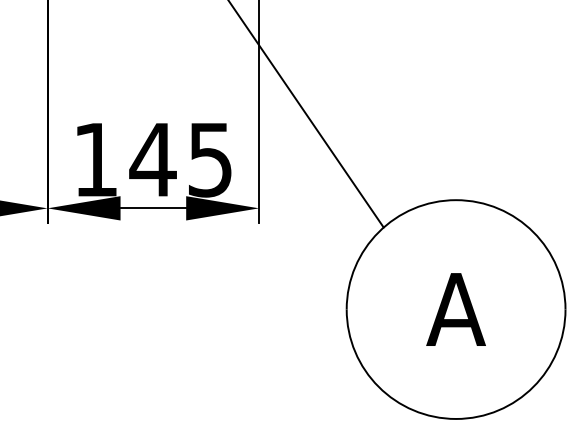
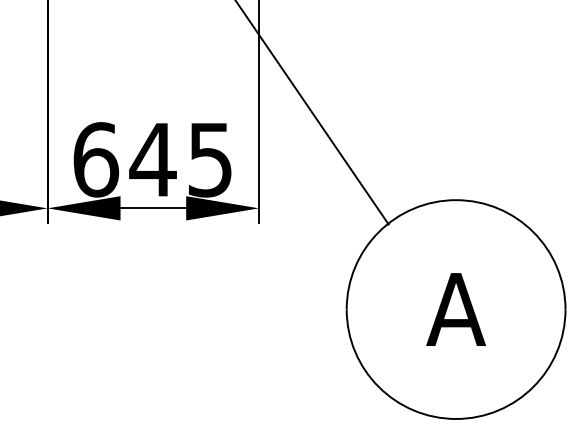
line position: (306, 114) -> (312, 113) (312, 113)
text: 145 -> 645 (96, 159)
